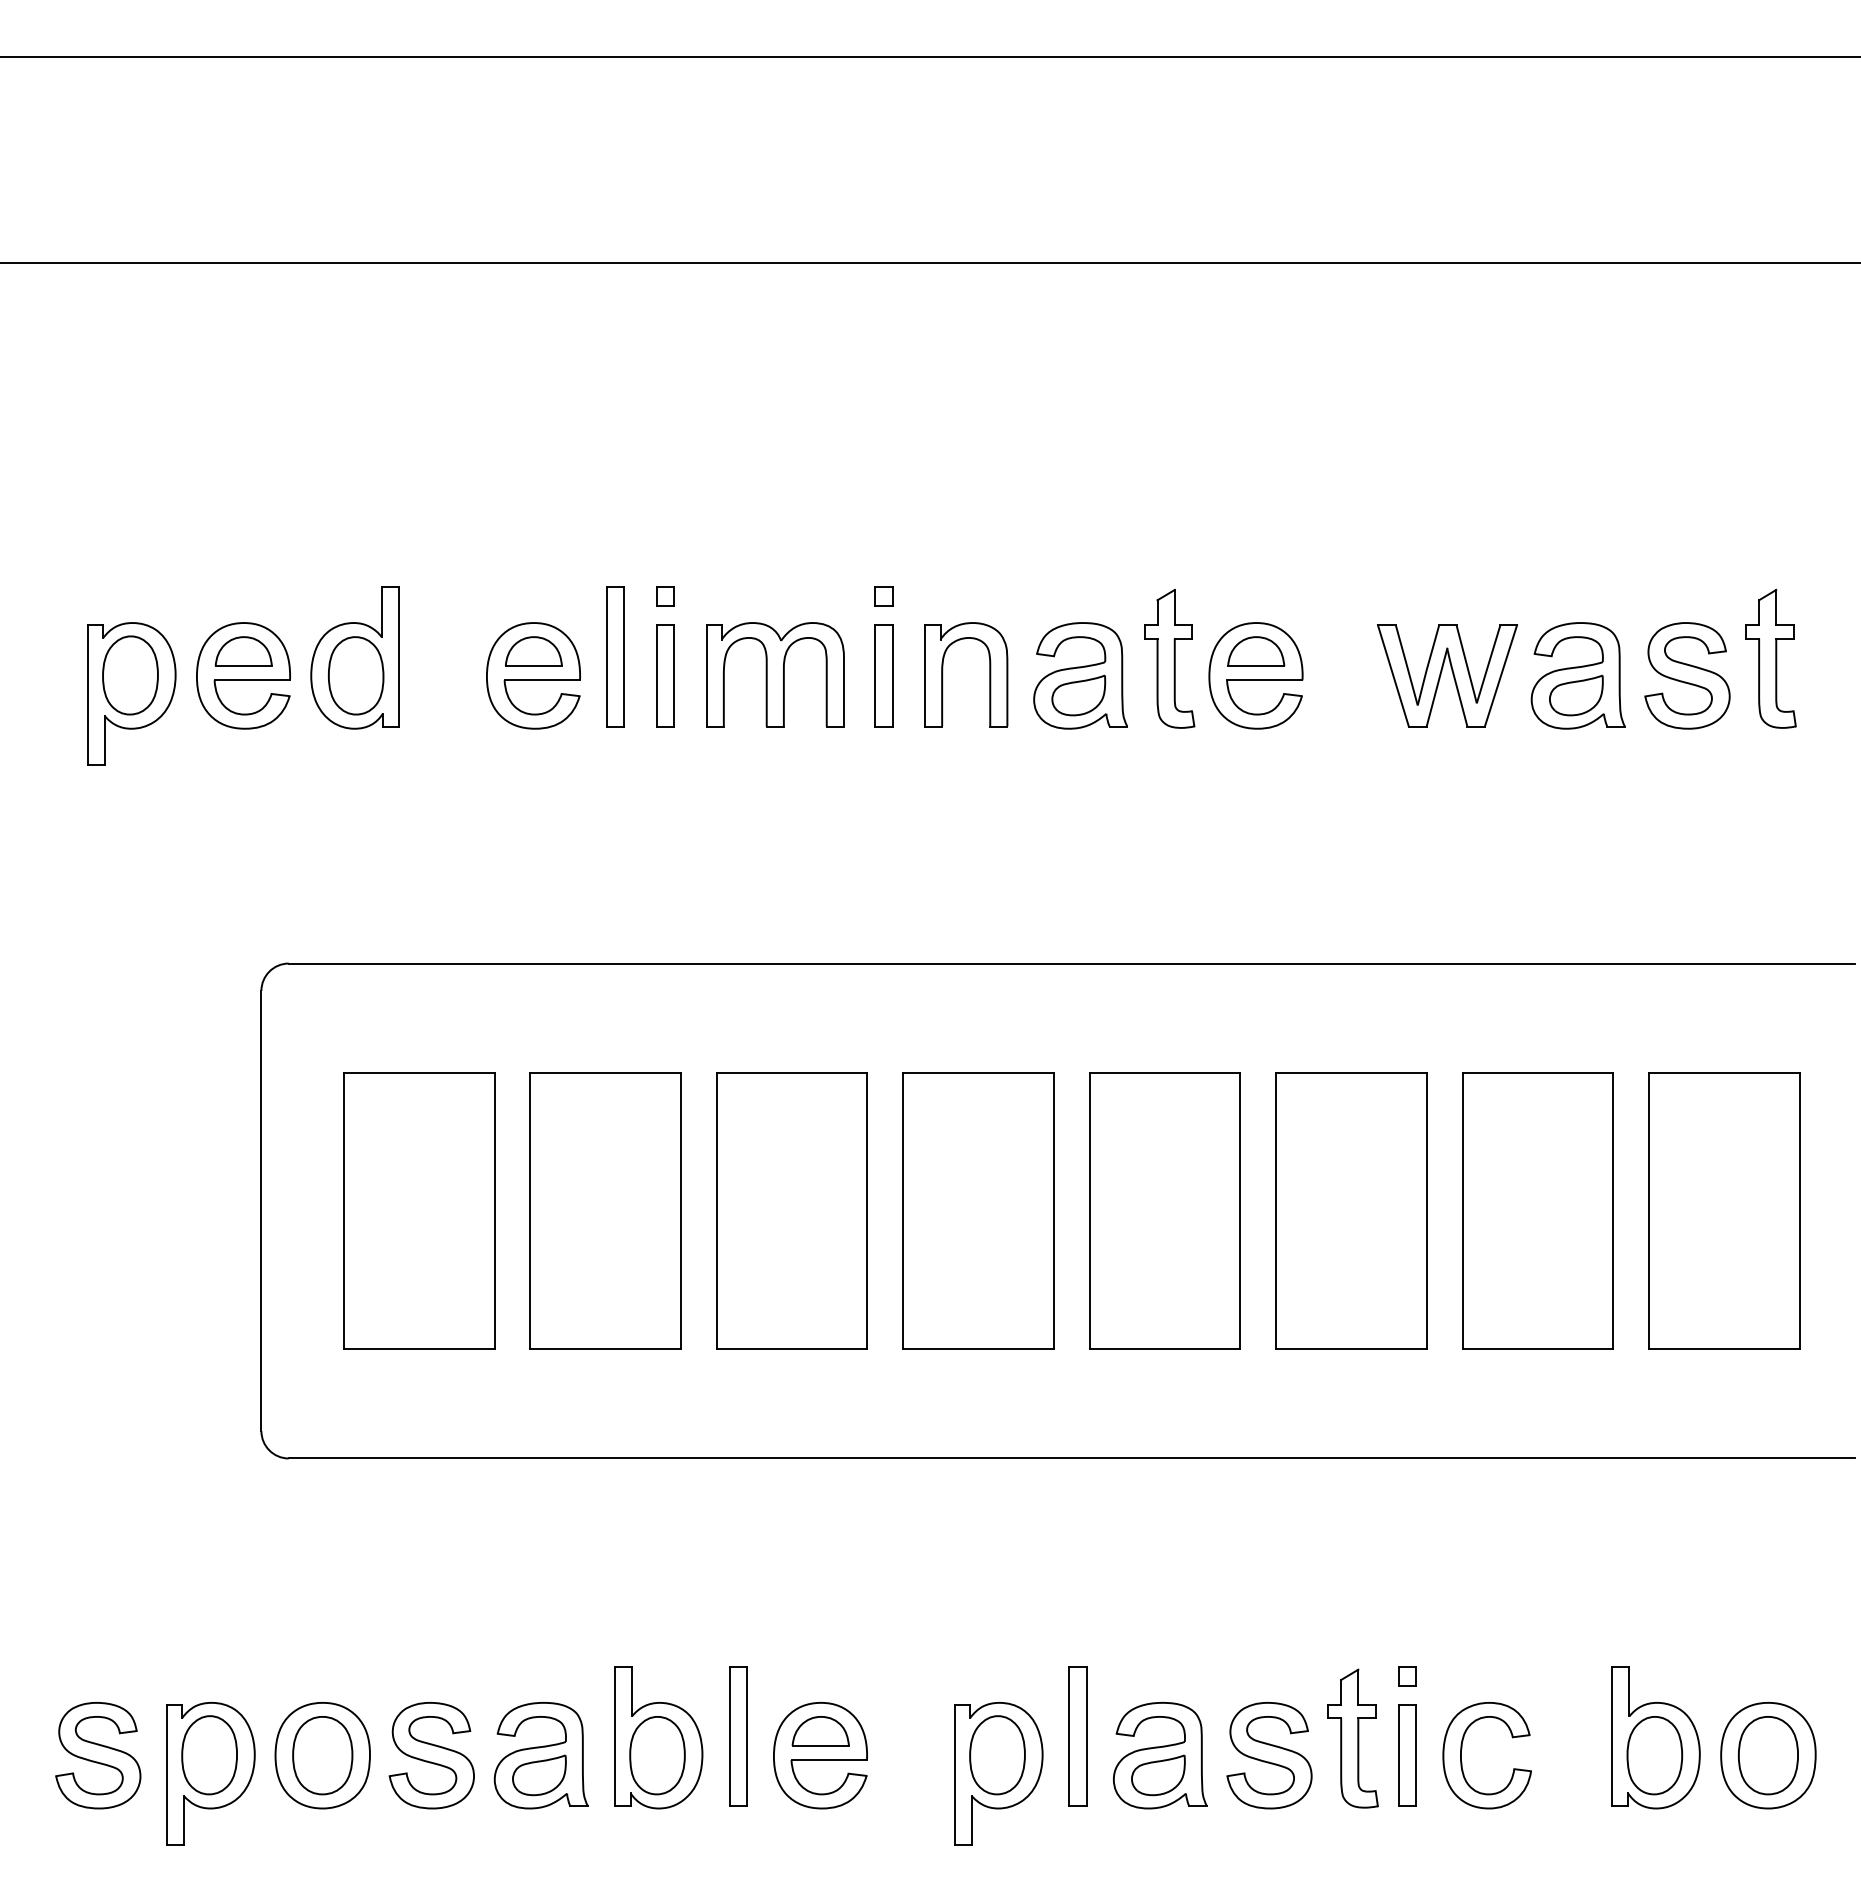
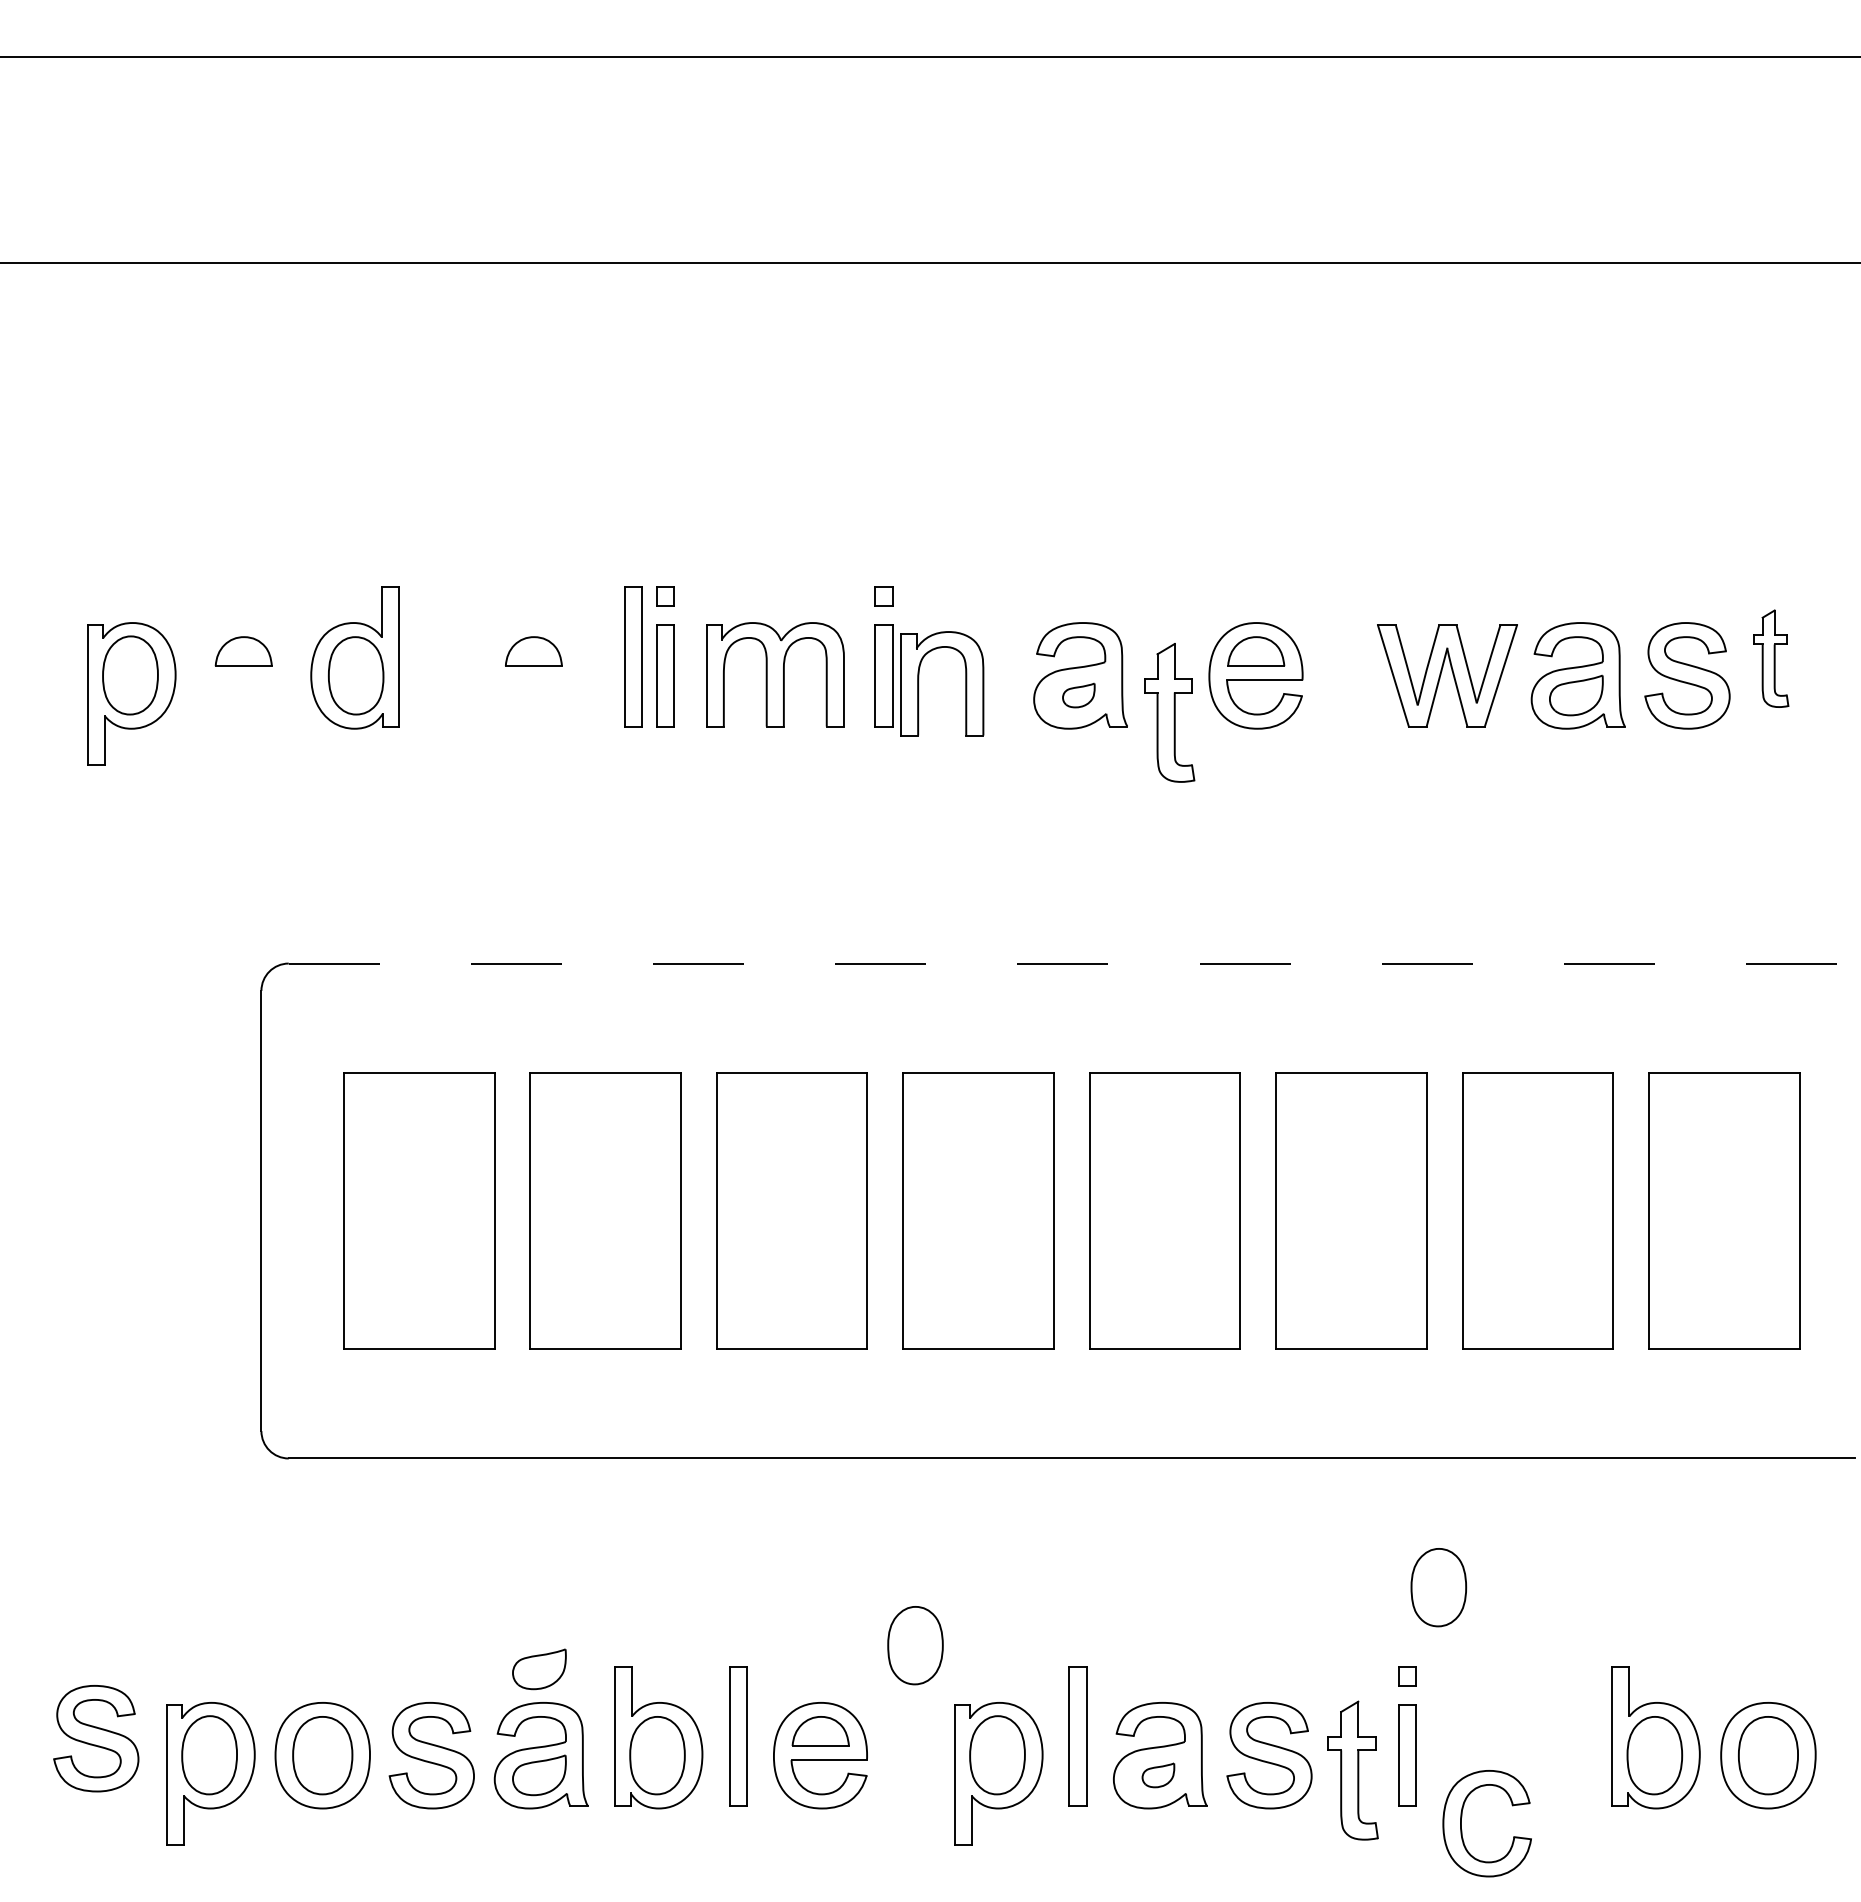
part position: (615, 656) -> (633, 656) (633, 656)
part position: (1169, 658) -> (1169, 712) (1169, 712)
part size: 52x141 px -> 37x99 px (1771, 658)
part position: (943, 674) -> (919, 683) (919, 683)
part: present -> none (243, 675)
part: present -> none (533, 675)
part size: 56x43 px -> 34x27 px (1078, 695)
line: solid -> dashed (1072, 963)
part: none -> present (1438, 1587)
part: none -> present (915, 1645)
part: none -> present (539, 1669)
part position: (1352, 1738) -> (1352, 1770) (1352, 1770)
part position: (1462, 1749) -> (1462, 1817) (1462, 1817)
part position: (98, 1755) -> (96, 1738) (96, 1738)
part size: 55x43 px -> 35x27 px (1158, 1775)
